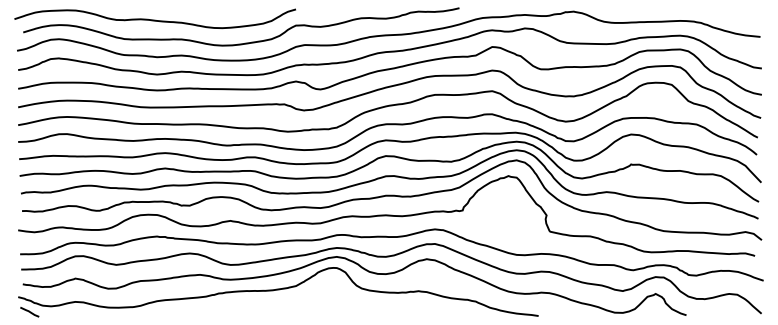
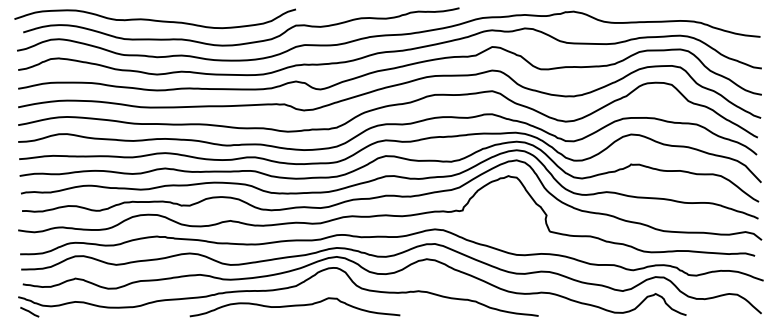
curve: none -> present (294, 306)
